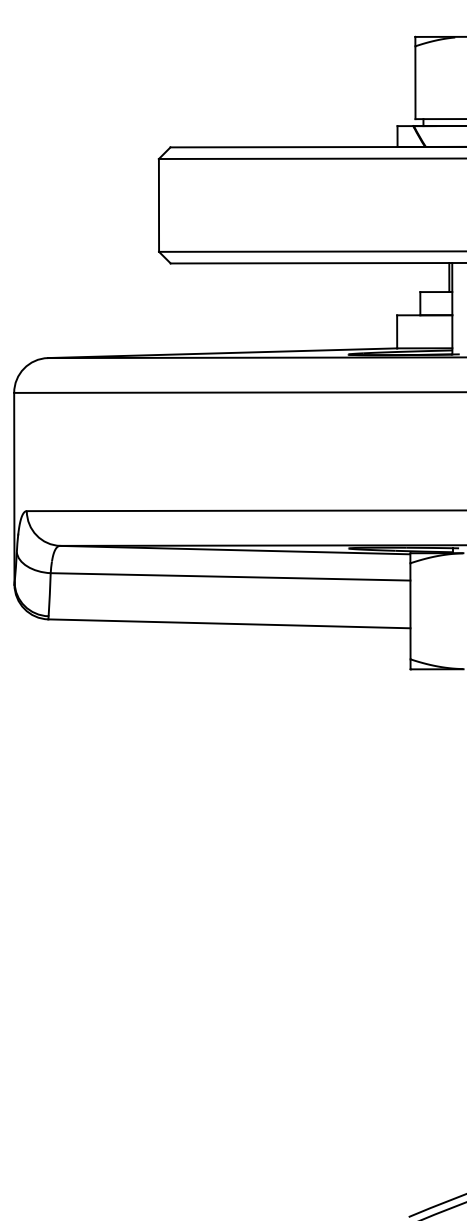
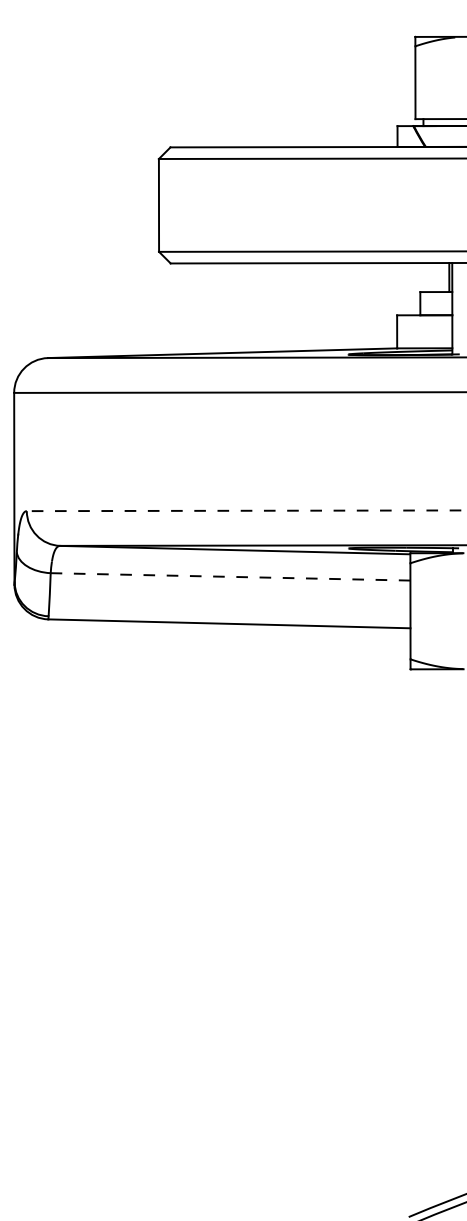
line: solid -> dashed (246, 510)
line: solid -> dashed (230, 576)
